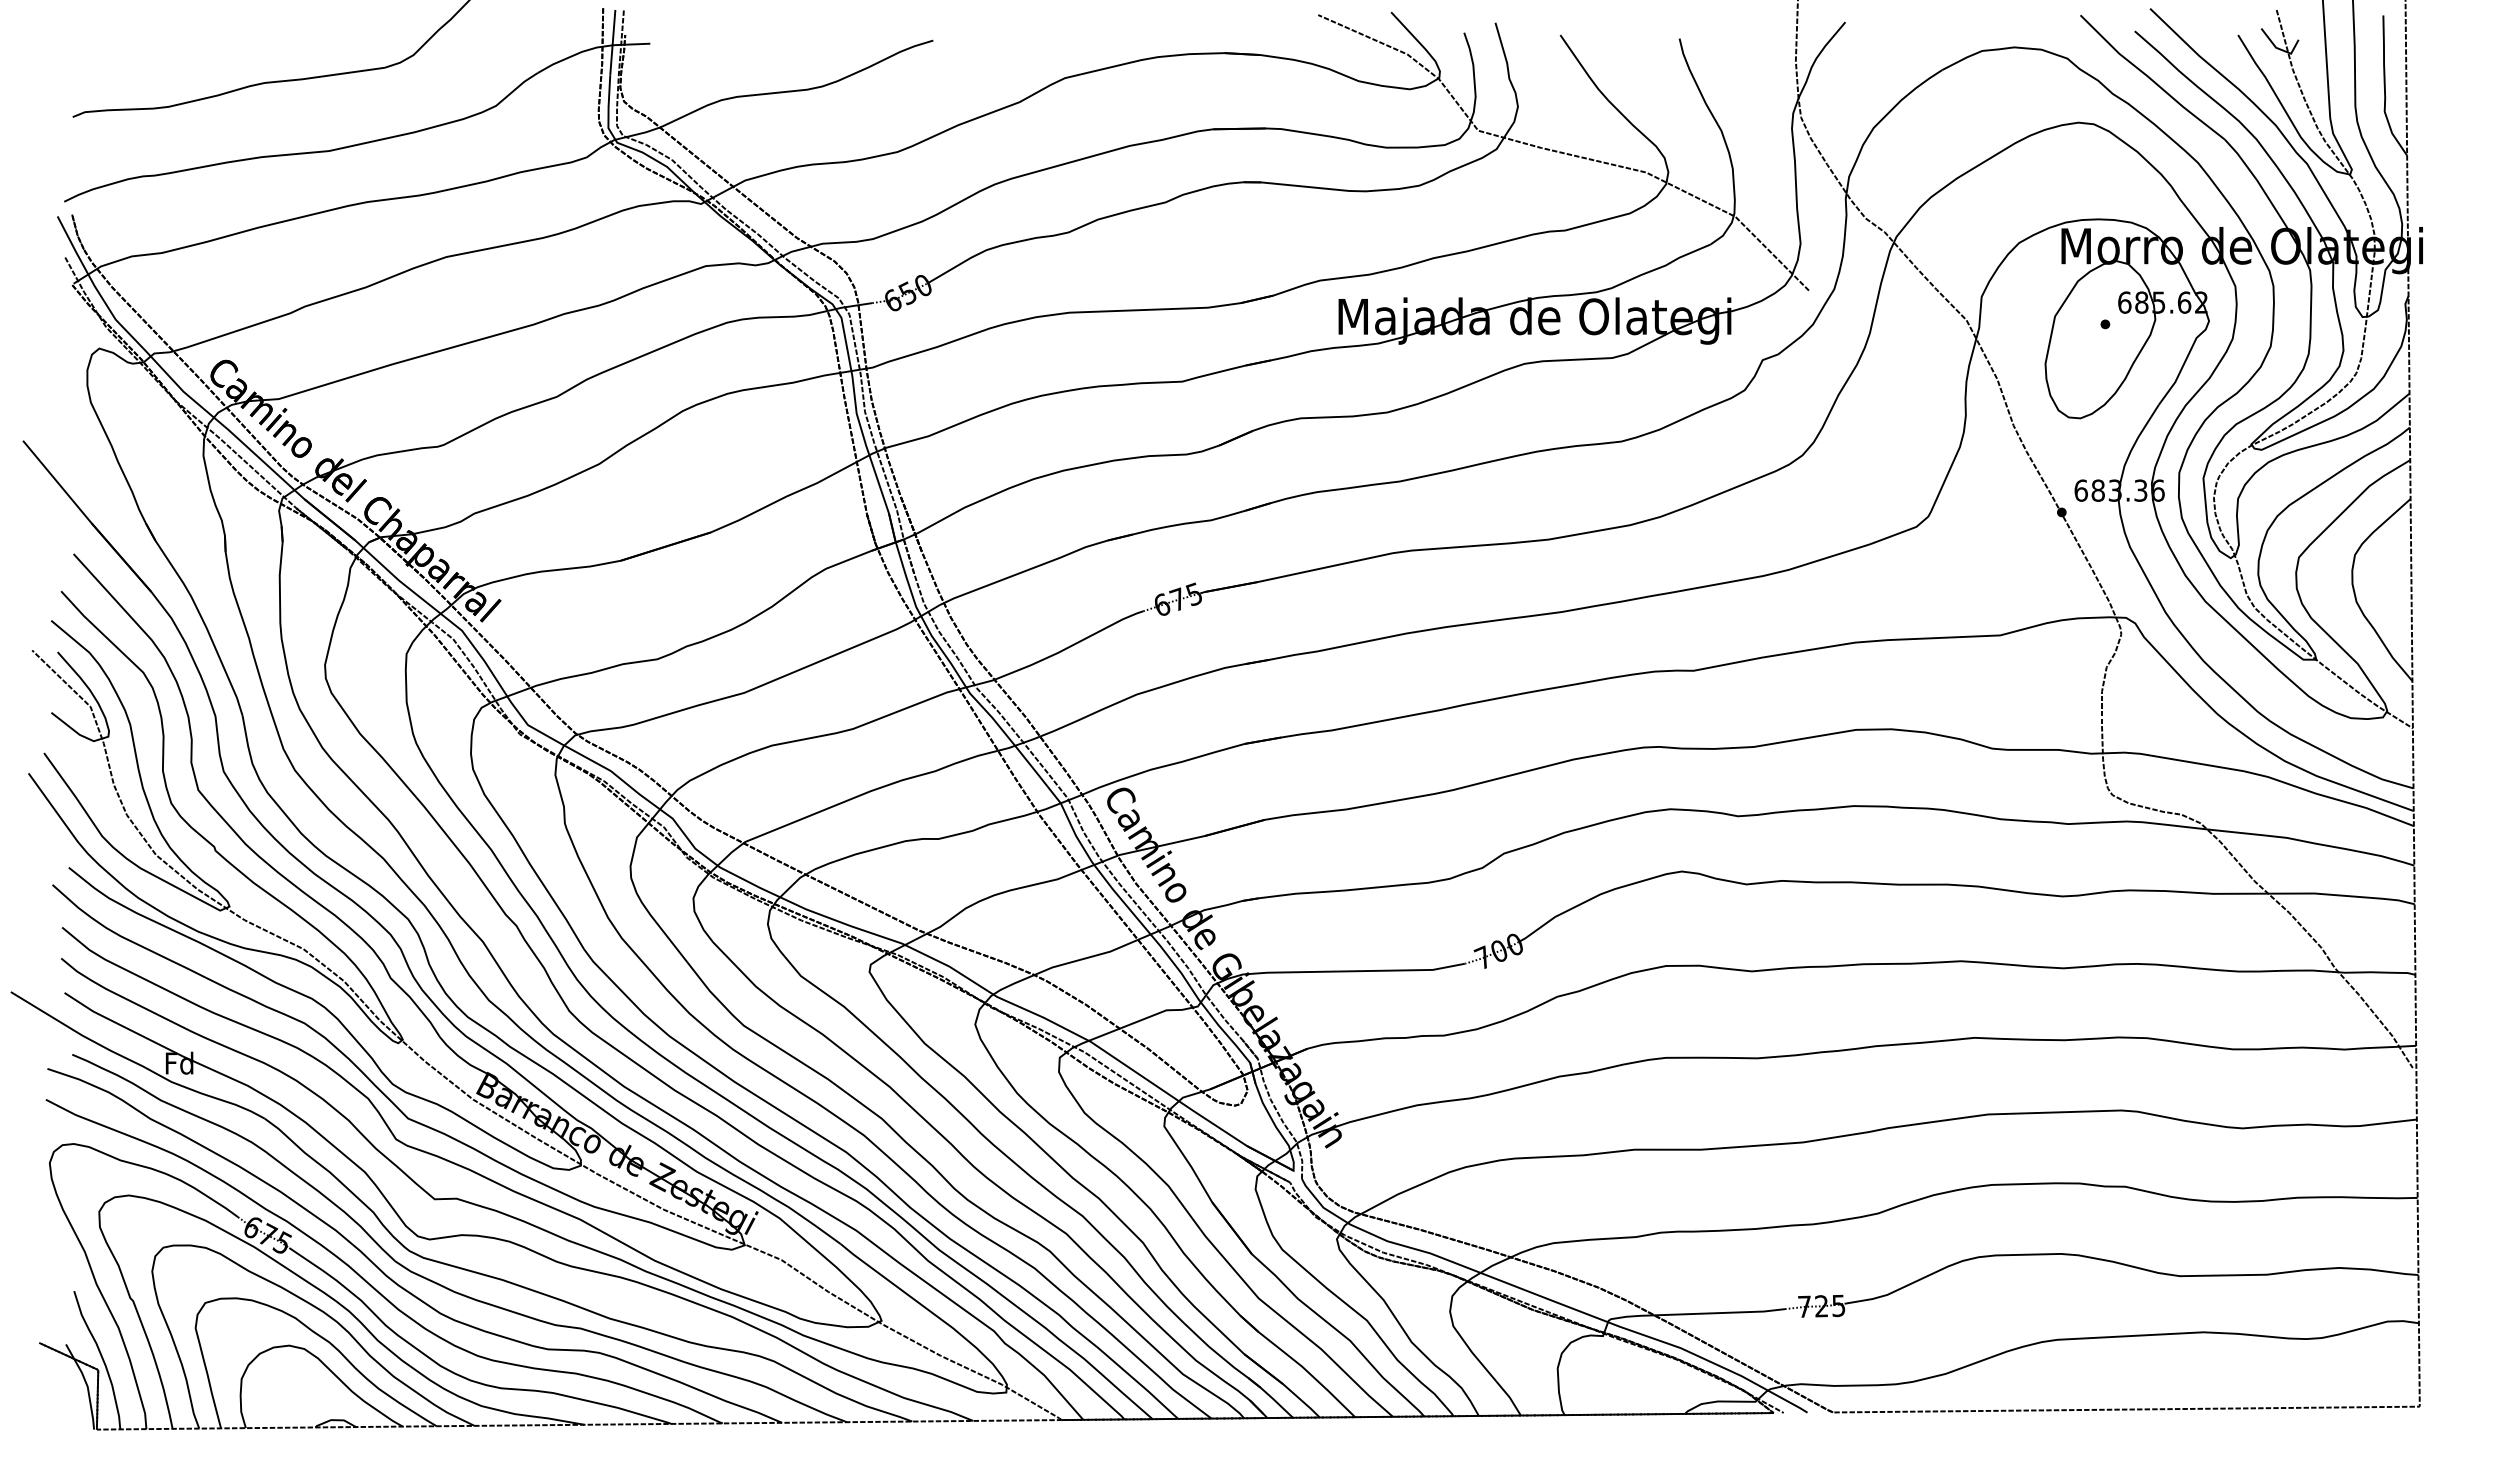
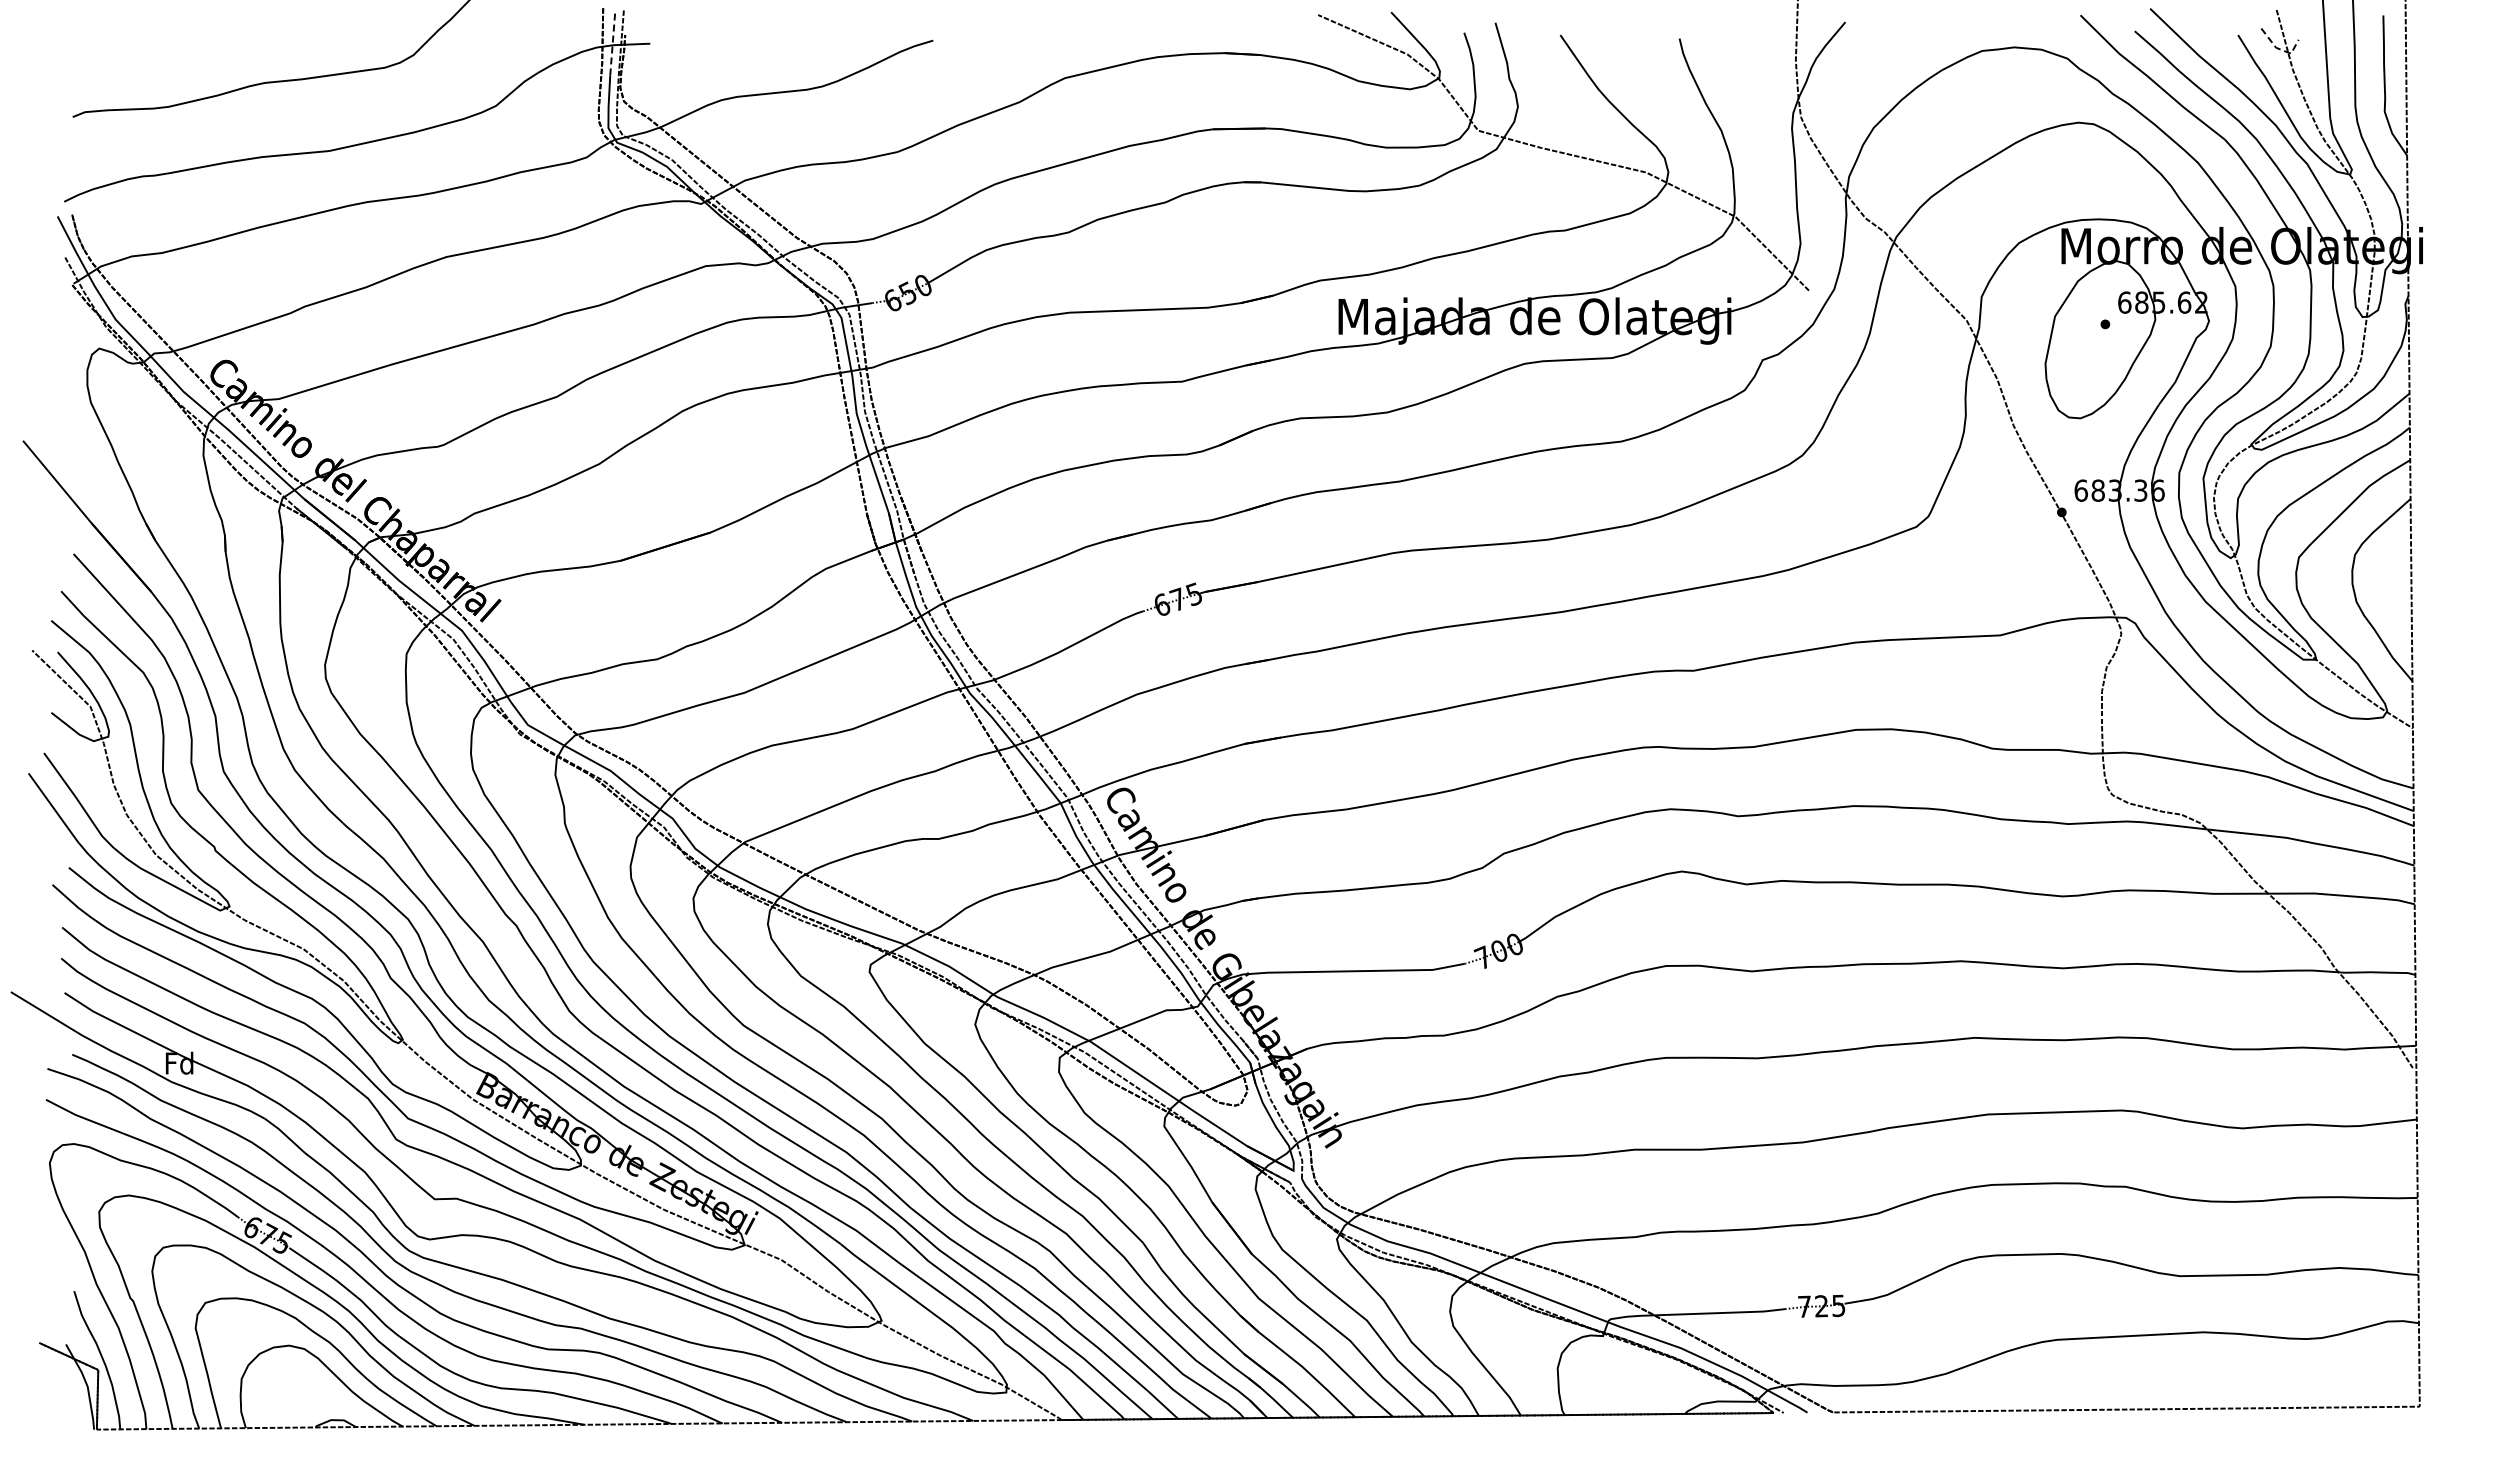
line: solid -> dashed (612, 42)
line: solid -> dashed (2279, 49)
